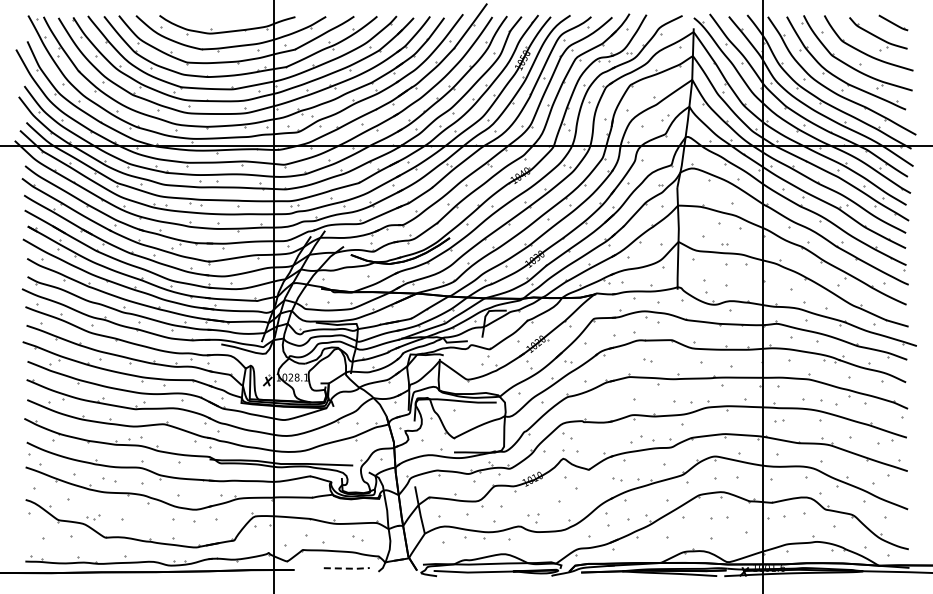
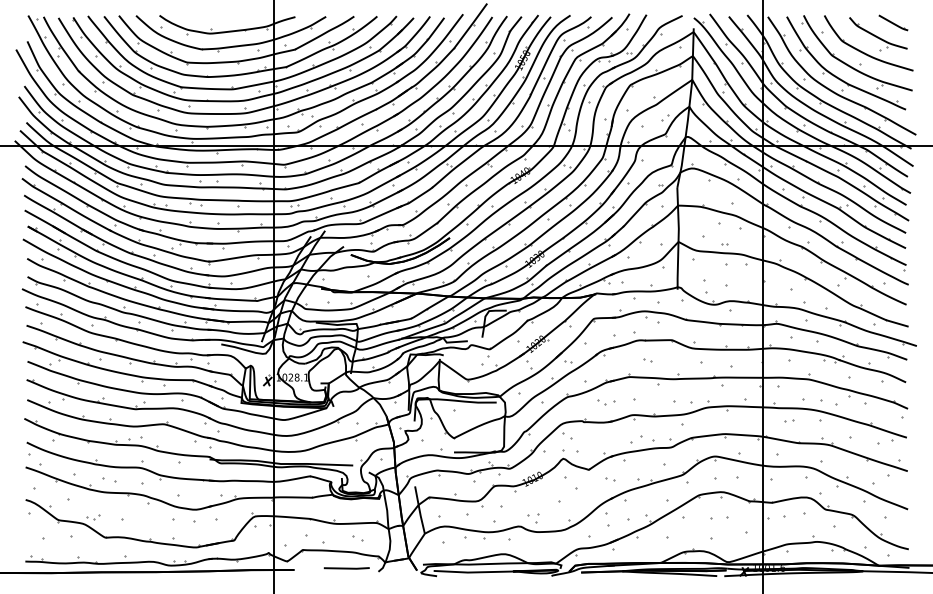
part: none -> present (606, 402)
part position: (779, 420) -> (789, 420) (789, 420)
part position: (617, 479) -> (610, 479) (610, 479)
line: dashed -> solid (347, 568)
